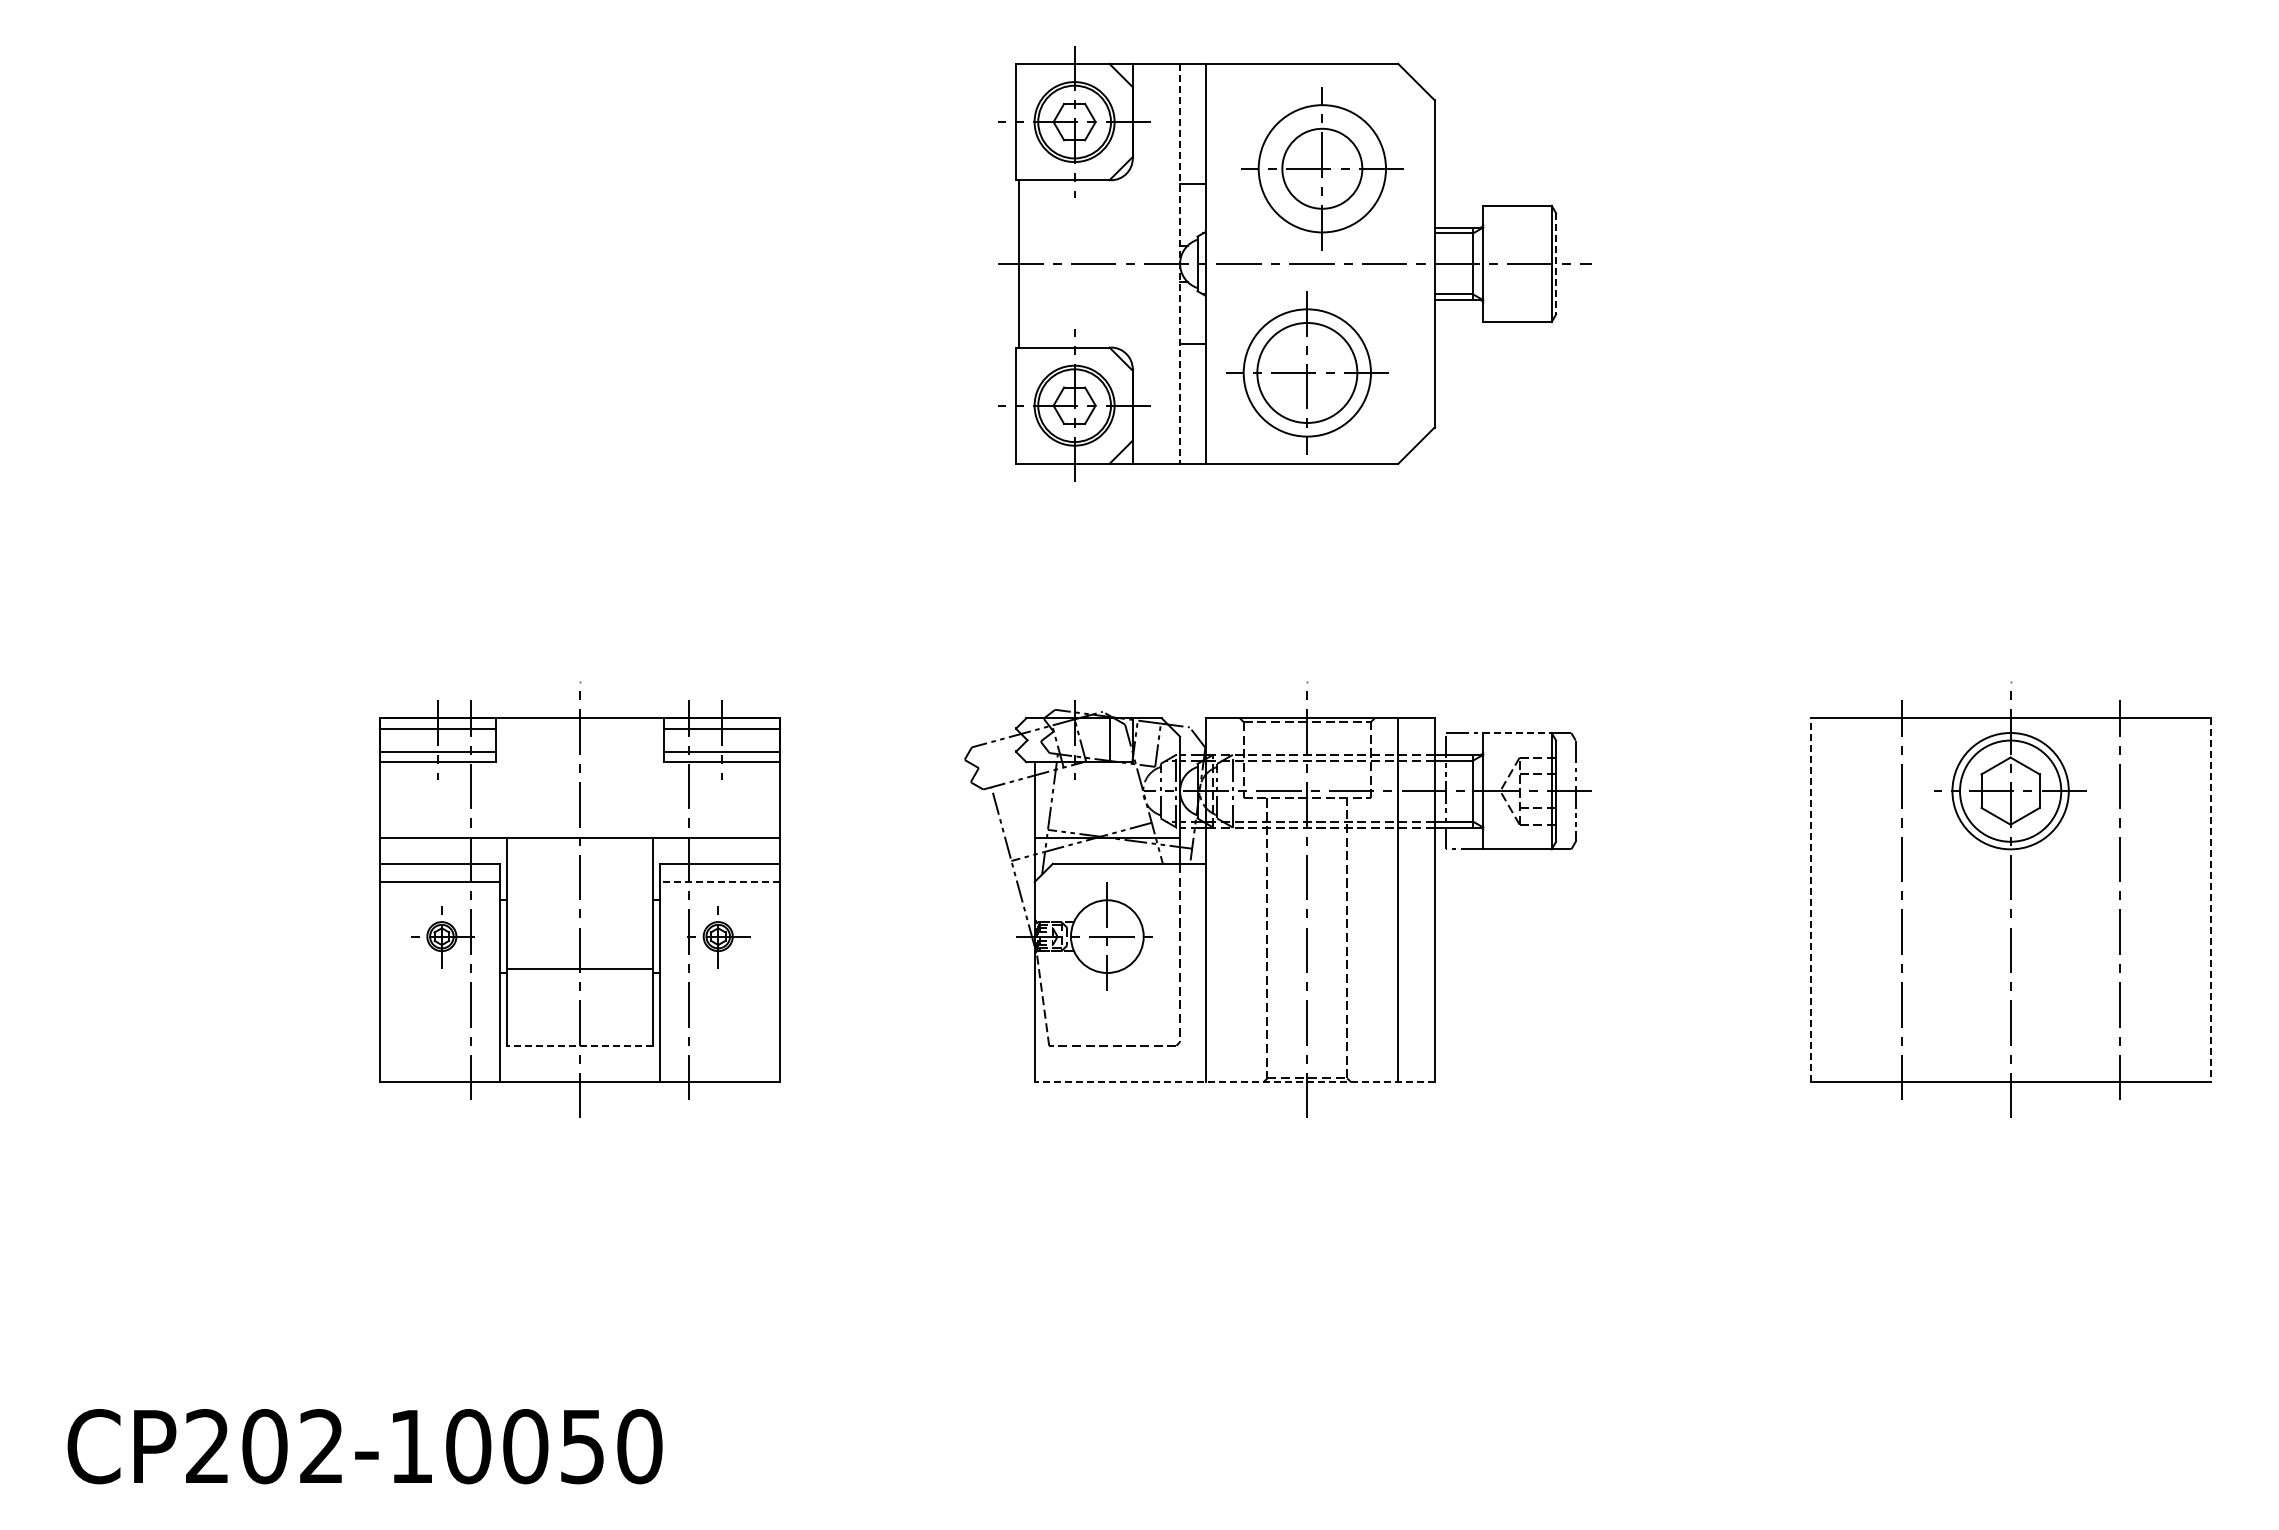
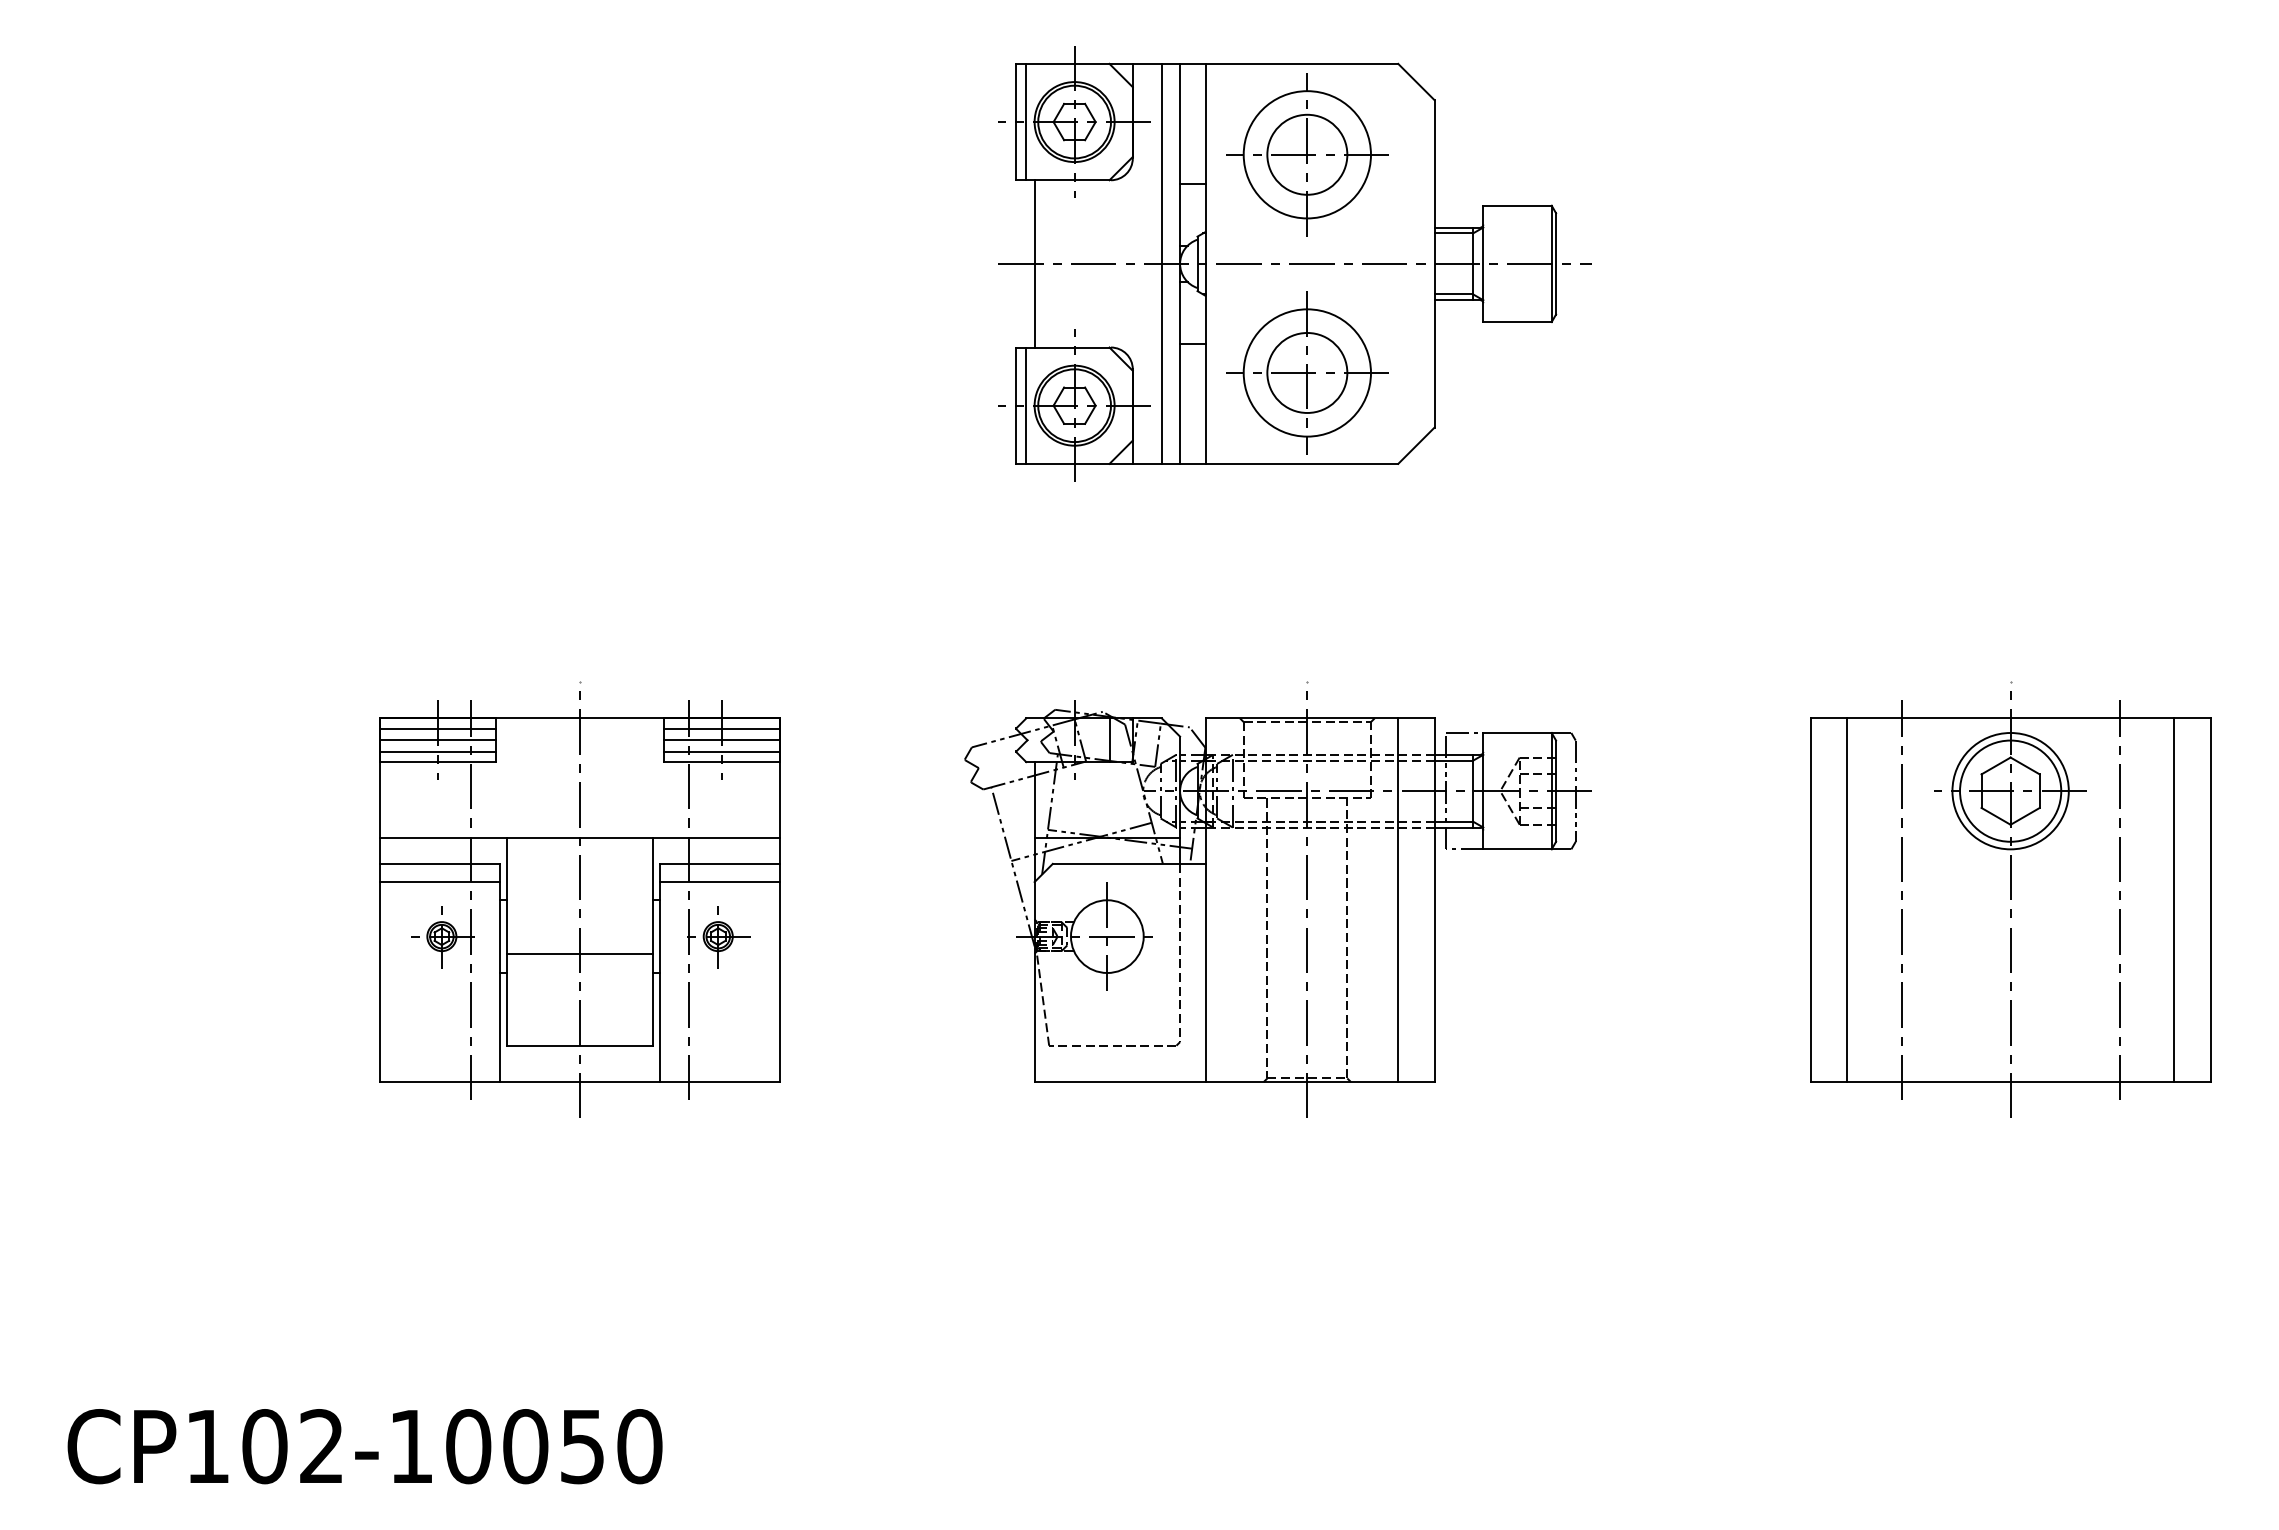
line: none -> present (1026, 121)
part position: (1322, 168) -> (1307, 154) (1307, 154)
line position: (1018, 263) -> (1034, 263) (1034, 263)
line: none -> present (1161, 263)
line: dashed -> solid (1556, 263)
line: dashed -> solid (1180, 264)
circle diameter: 100 px -> 80 px (1307, 372)
line: none -> present (1026, 405)
line: dashed -> solid (1518, 732)
line: none -> present (438, 740)
line: none -> present (721, 740)
line: dashed -> solid (719, 882)
line: dashed -> solid (1810, 900)
line: none -> present (1846, 900)
line: none -> present (2174, 900)
line: dashed -> solid (2210, 900)
line position: (579, 968) -> (579, 953) (579, 953)
line: dashed -> solid (580, 1045)
line: dashed -> solid (1234, 1082)
text: CP202-10050 -> CP102-10050 (207, 1445)
